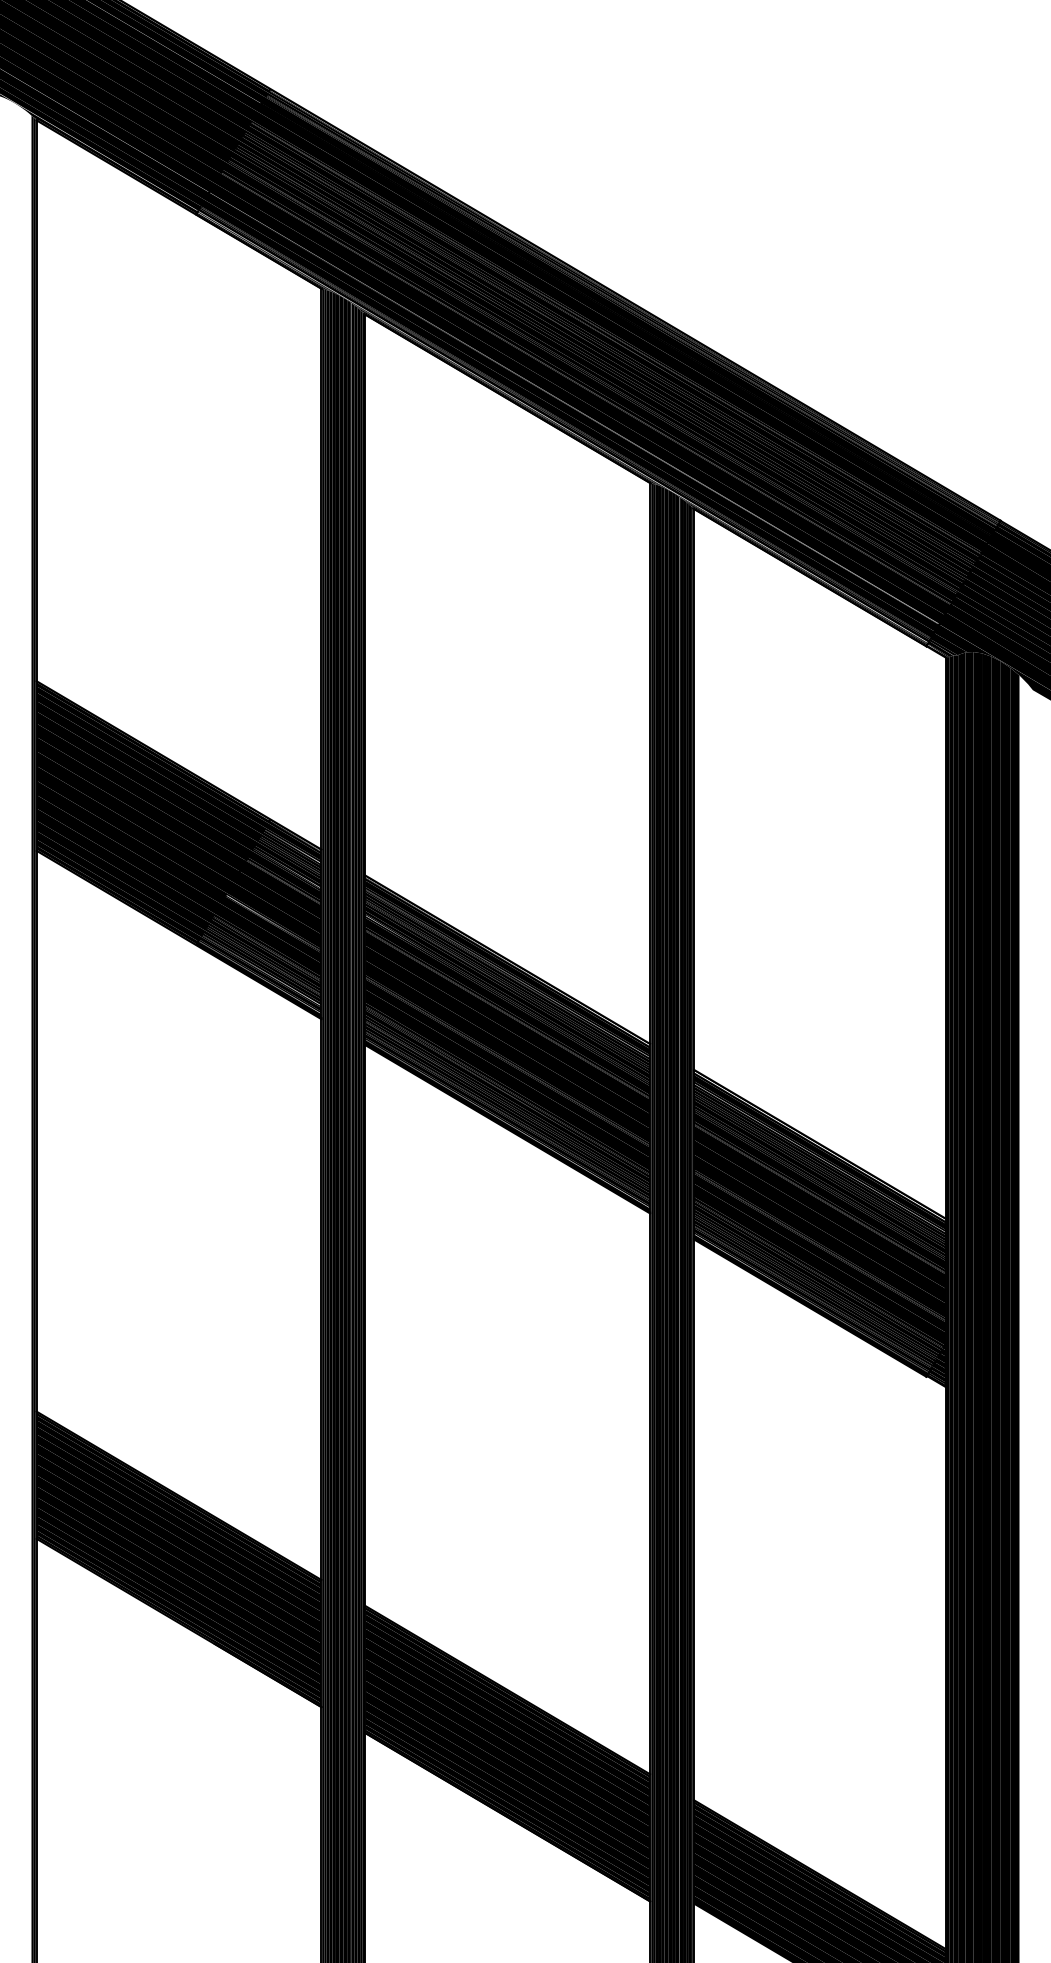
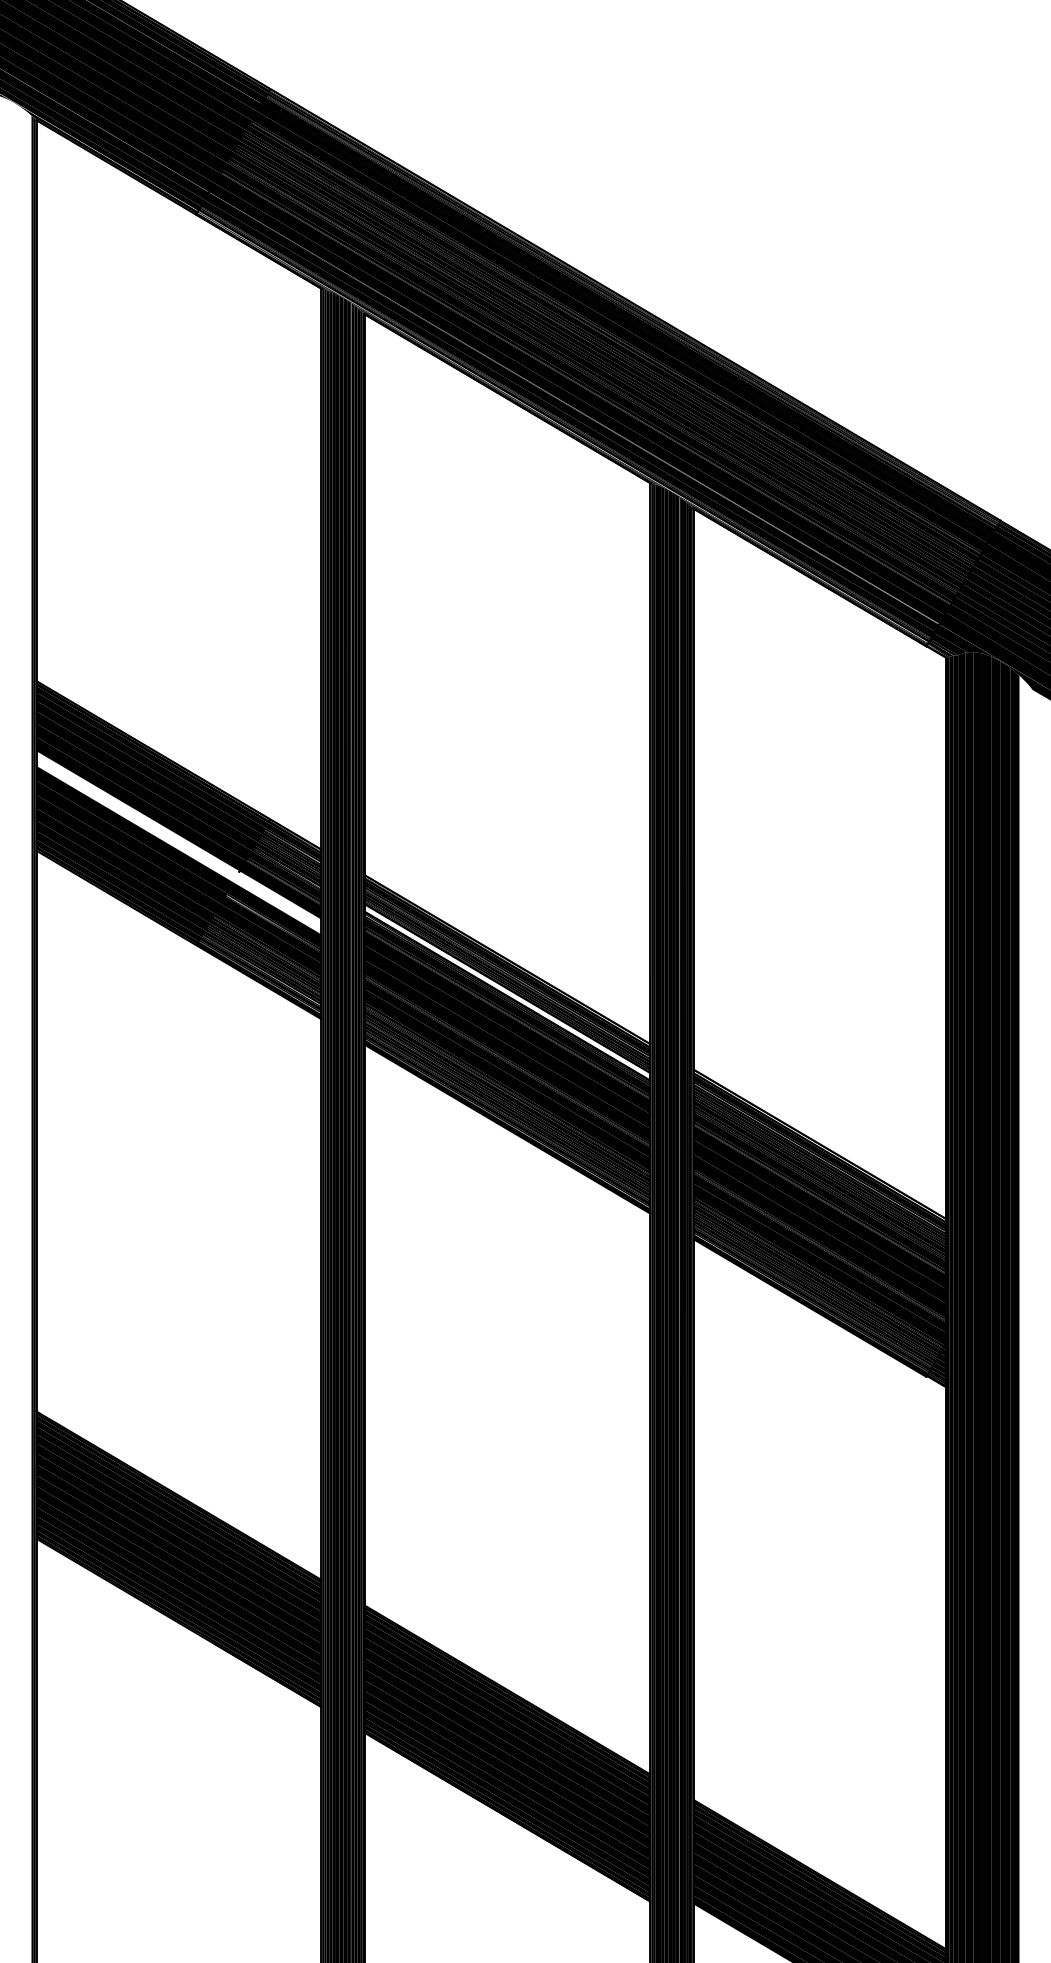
fill: present -> none (178, 842)
fill: present -> none (507, 992)
